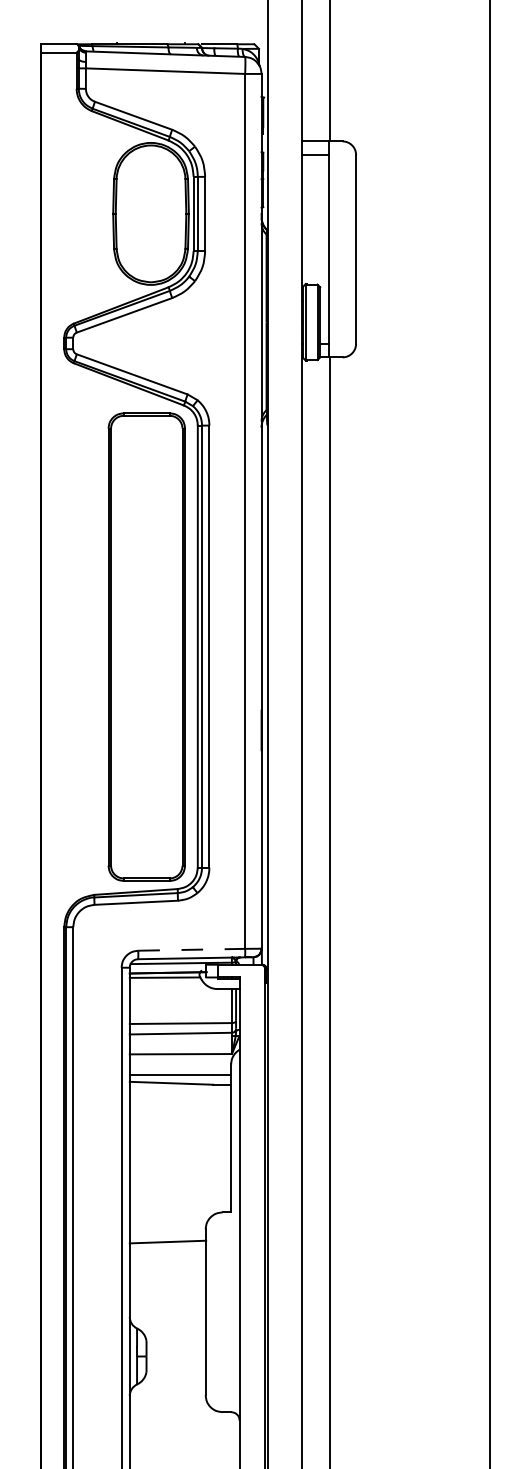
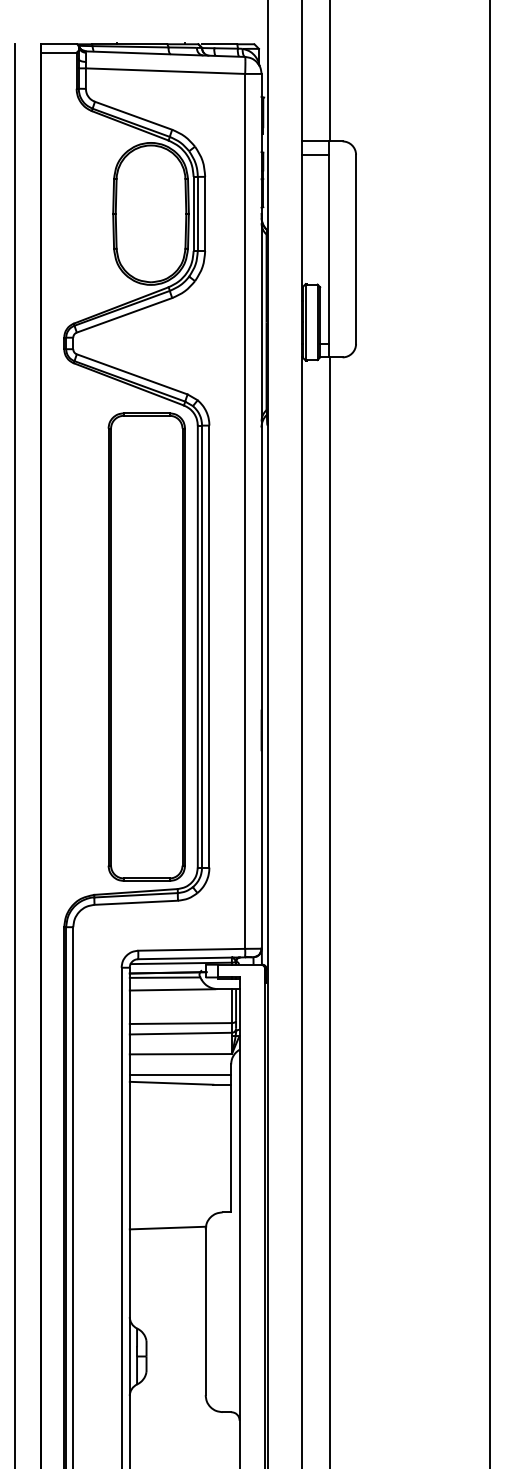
line: none -> present (15, 754)
line: dashed -> solid (192, 949)
line: none -> present (172, 989)
line position: (167, 1241) -> (167, 1227) (167, 1227)
